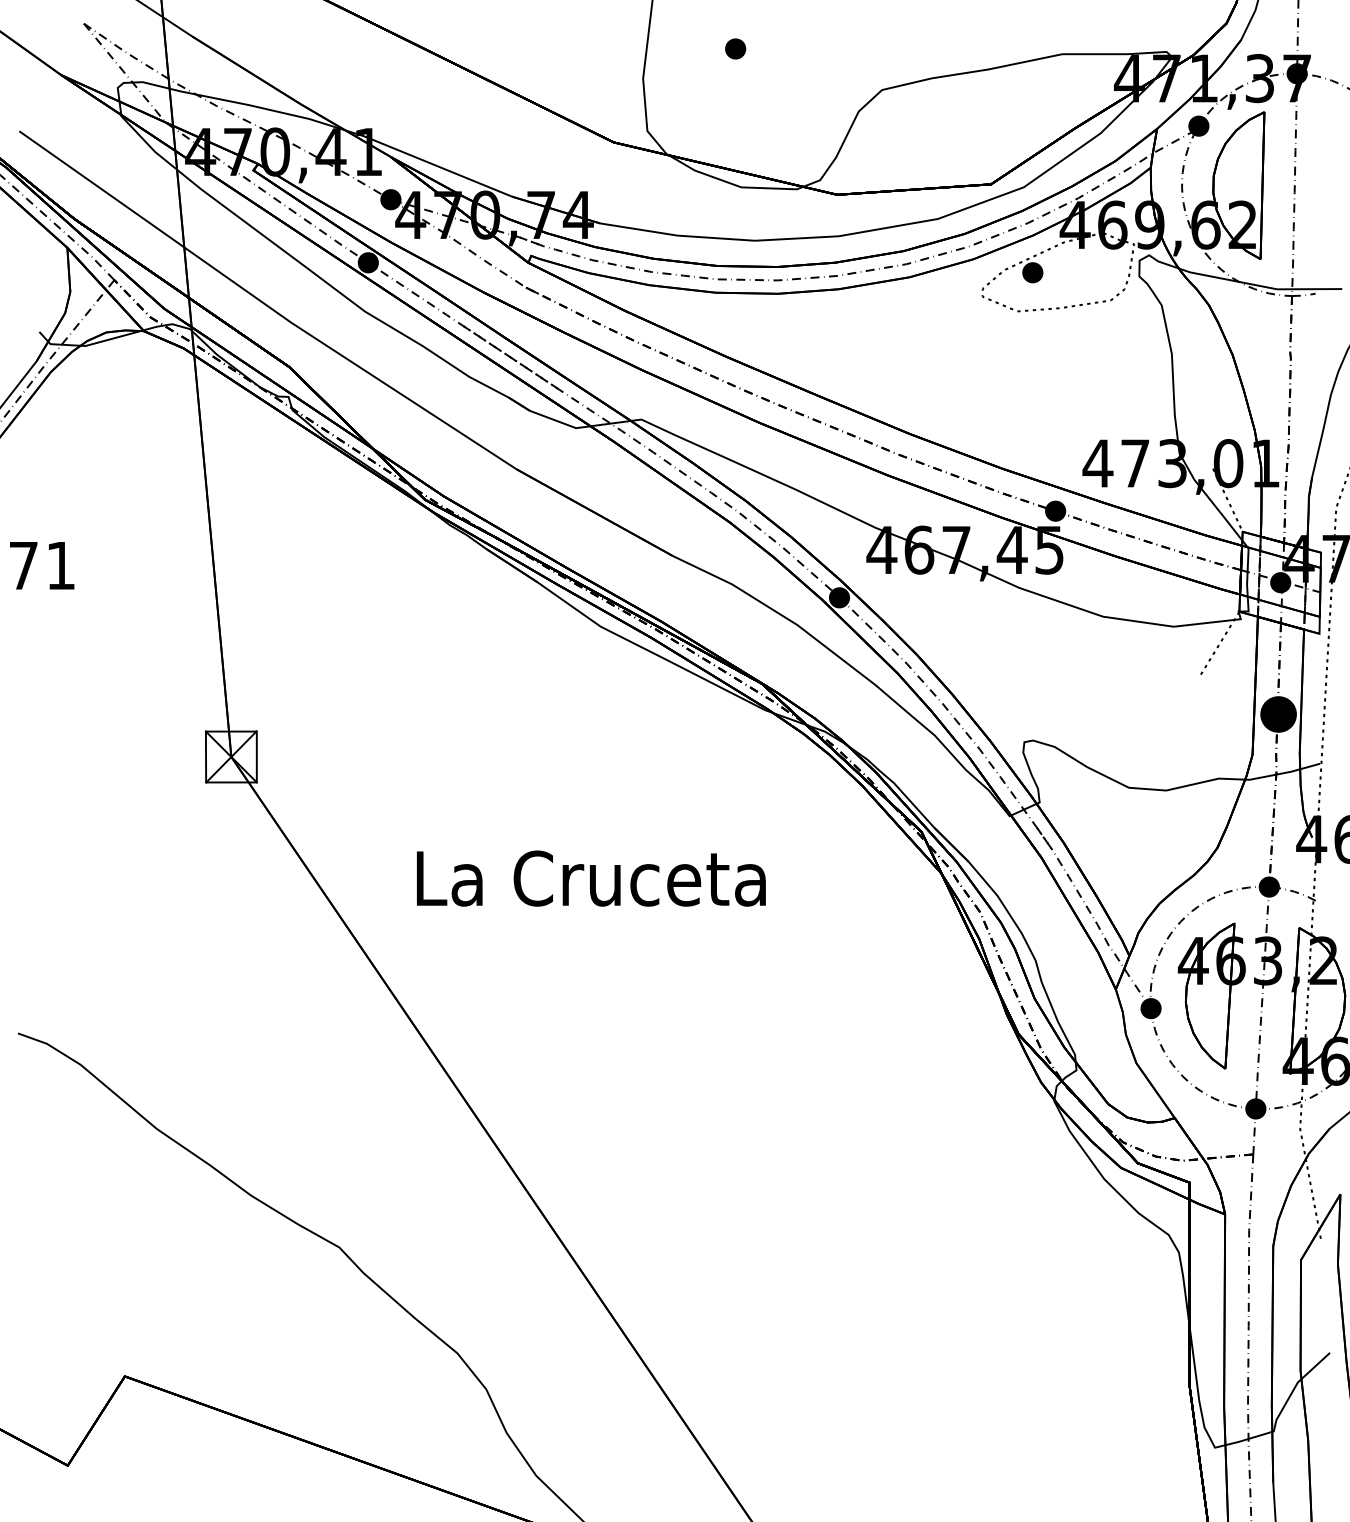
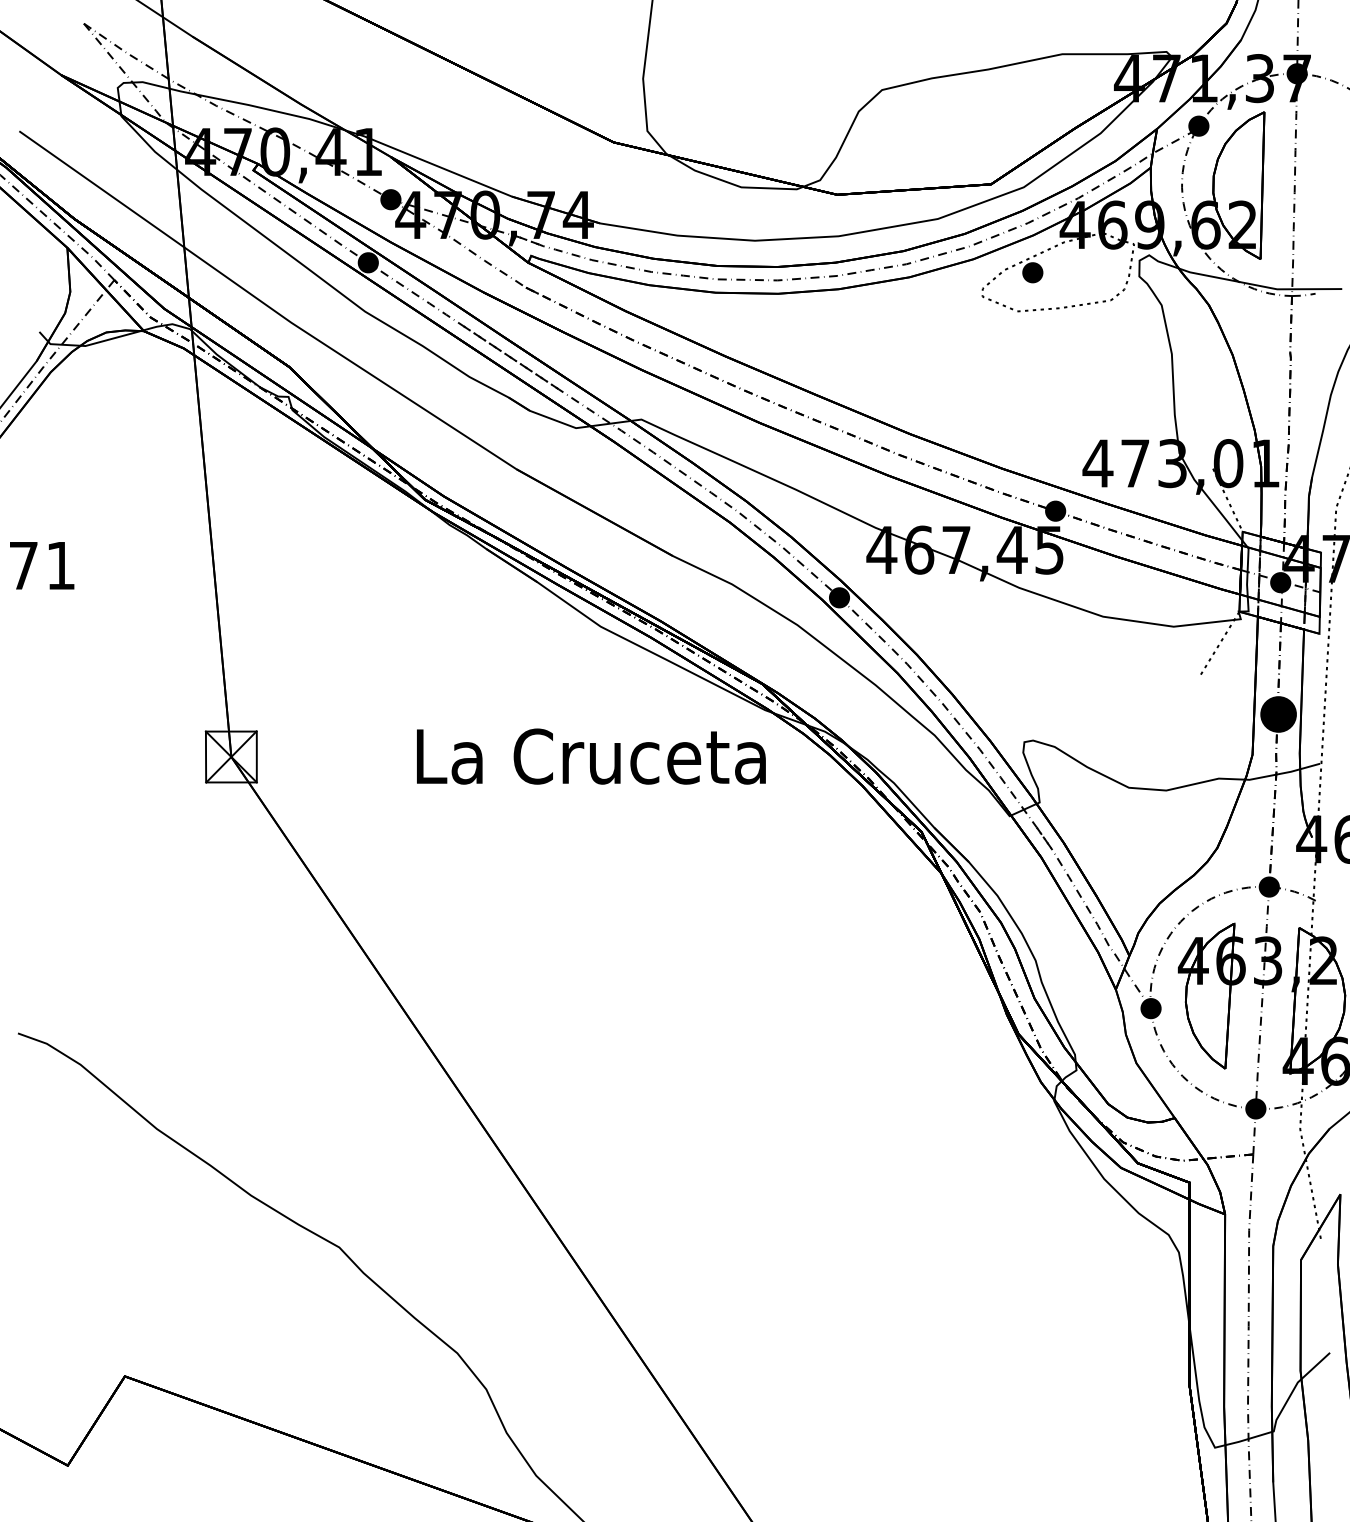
part: present -> none (735, 48)
text position: (591, 878) -> (591, 756) (591, 756)
